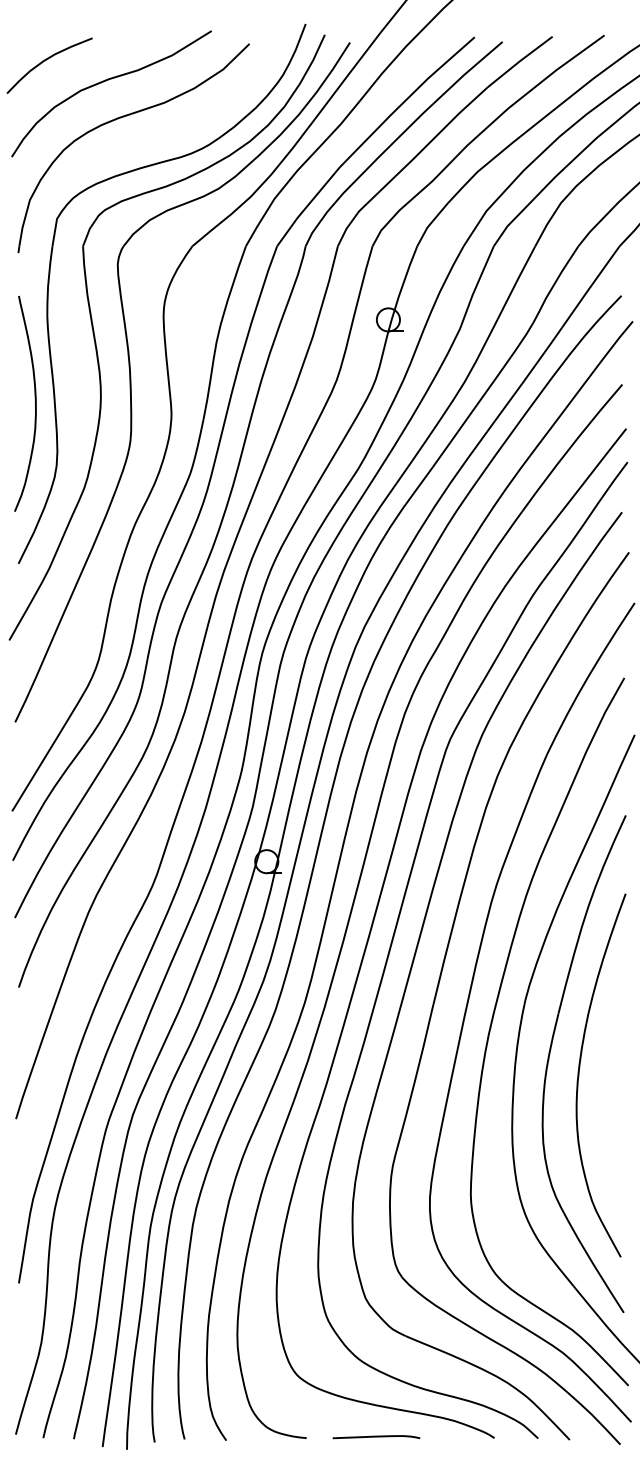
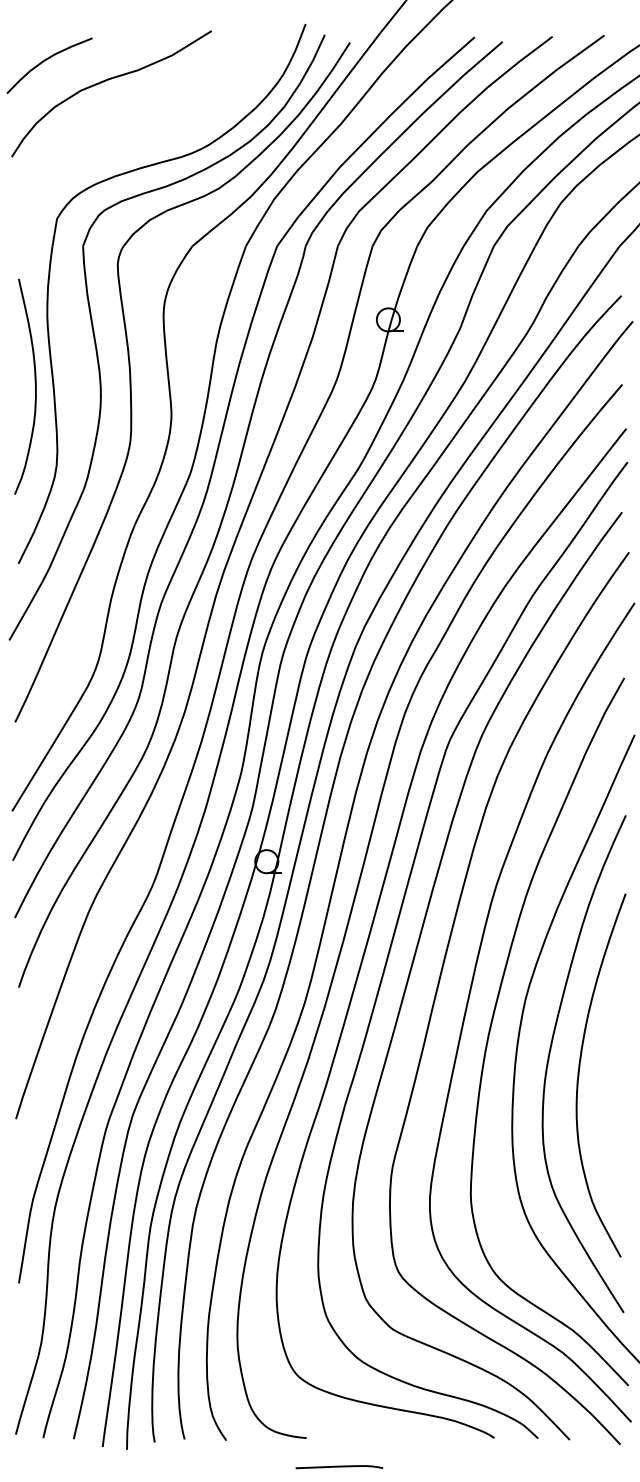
part: present -> none (124, 117)
curve position: (35, 403) -> (35, 386) (35, 386)
curve position: (376, 1437) -> (339, 1467) (339, 1467)
